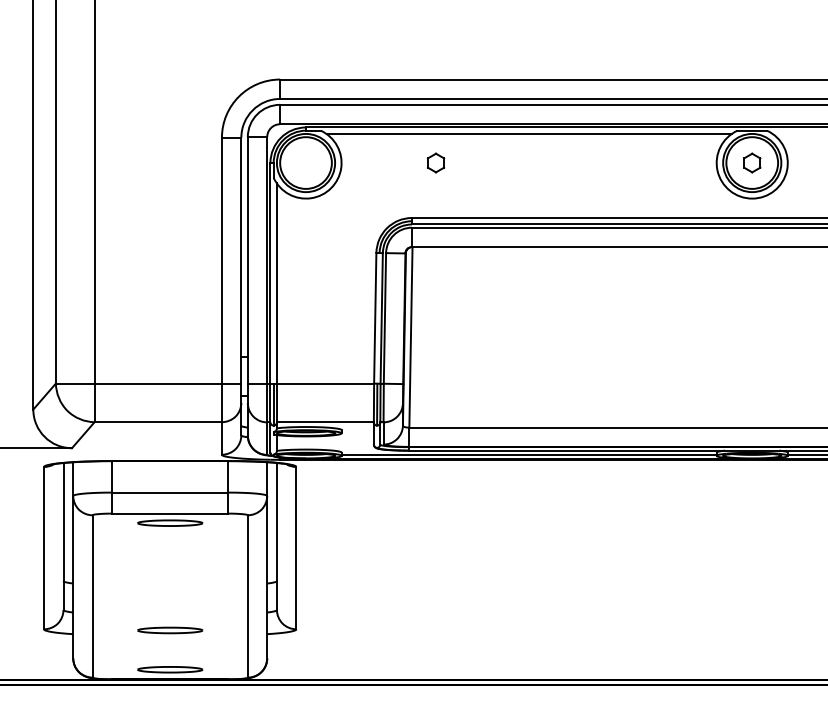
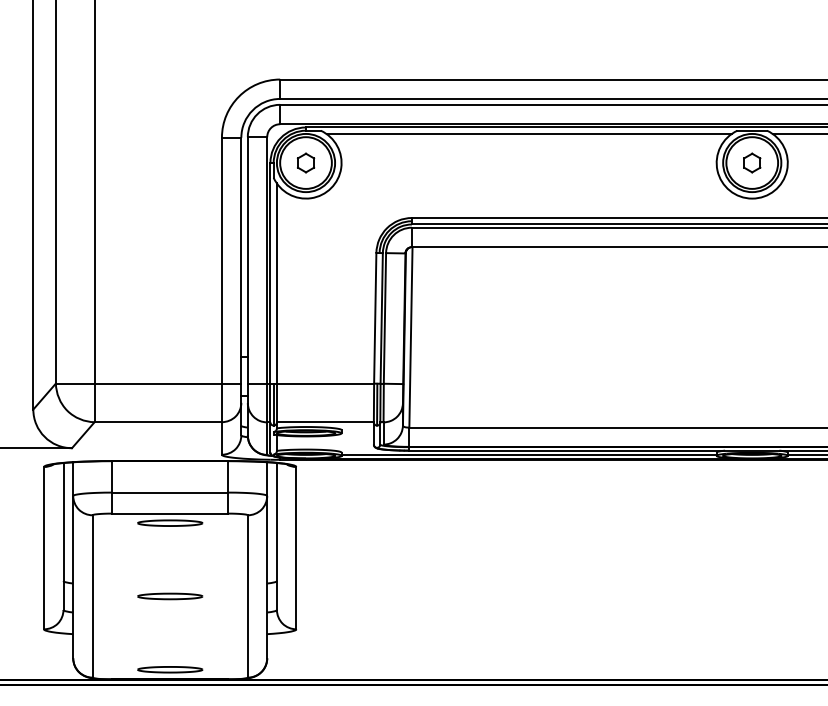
line: none -> present (798, 133)
part position: (435, 162) -> (305, 162) (305, 162)
part position: (170, 630) -> (170, 596) (170, 596)
